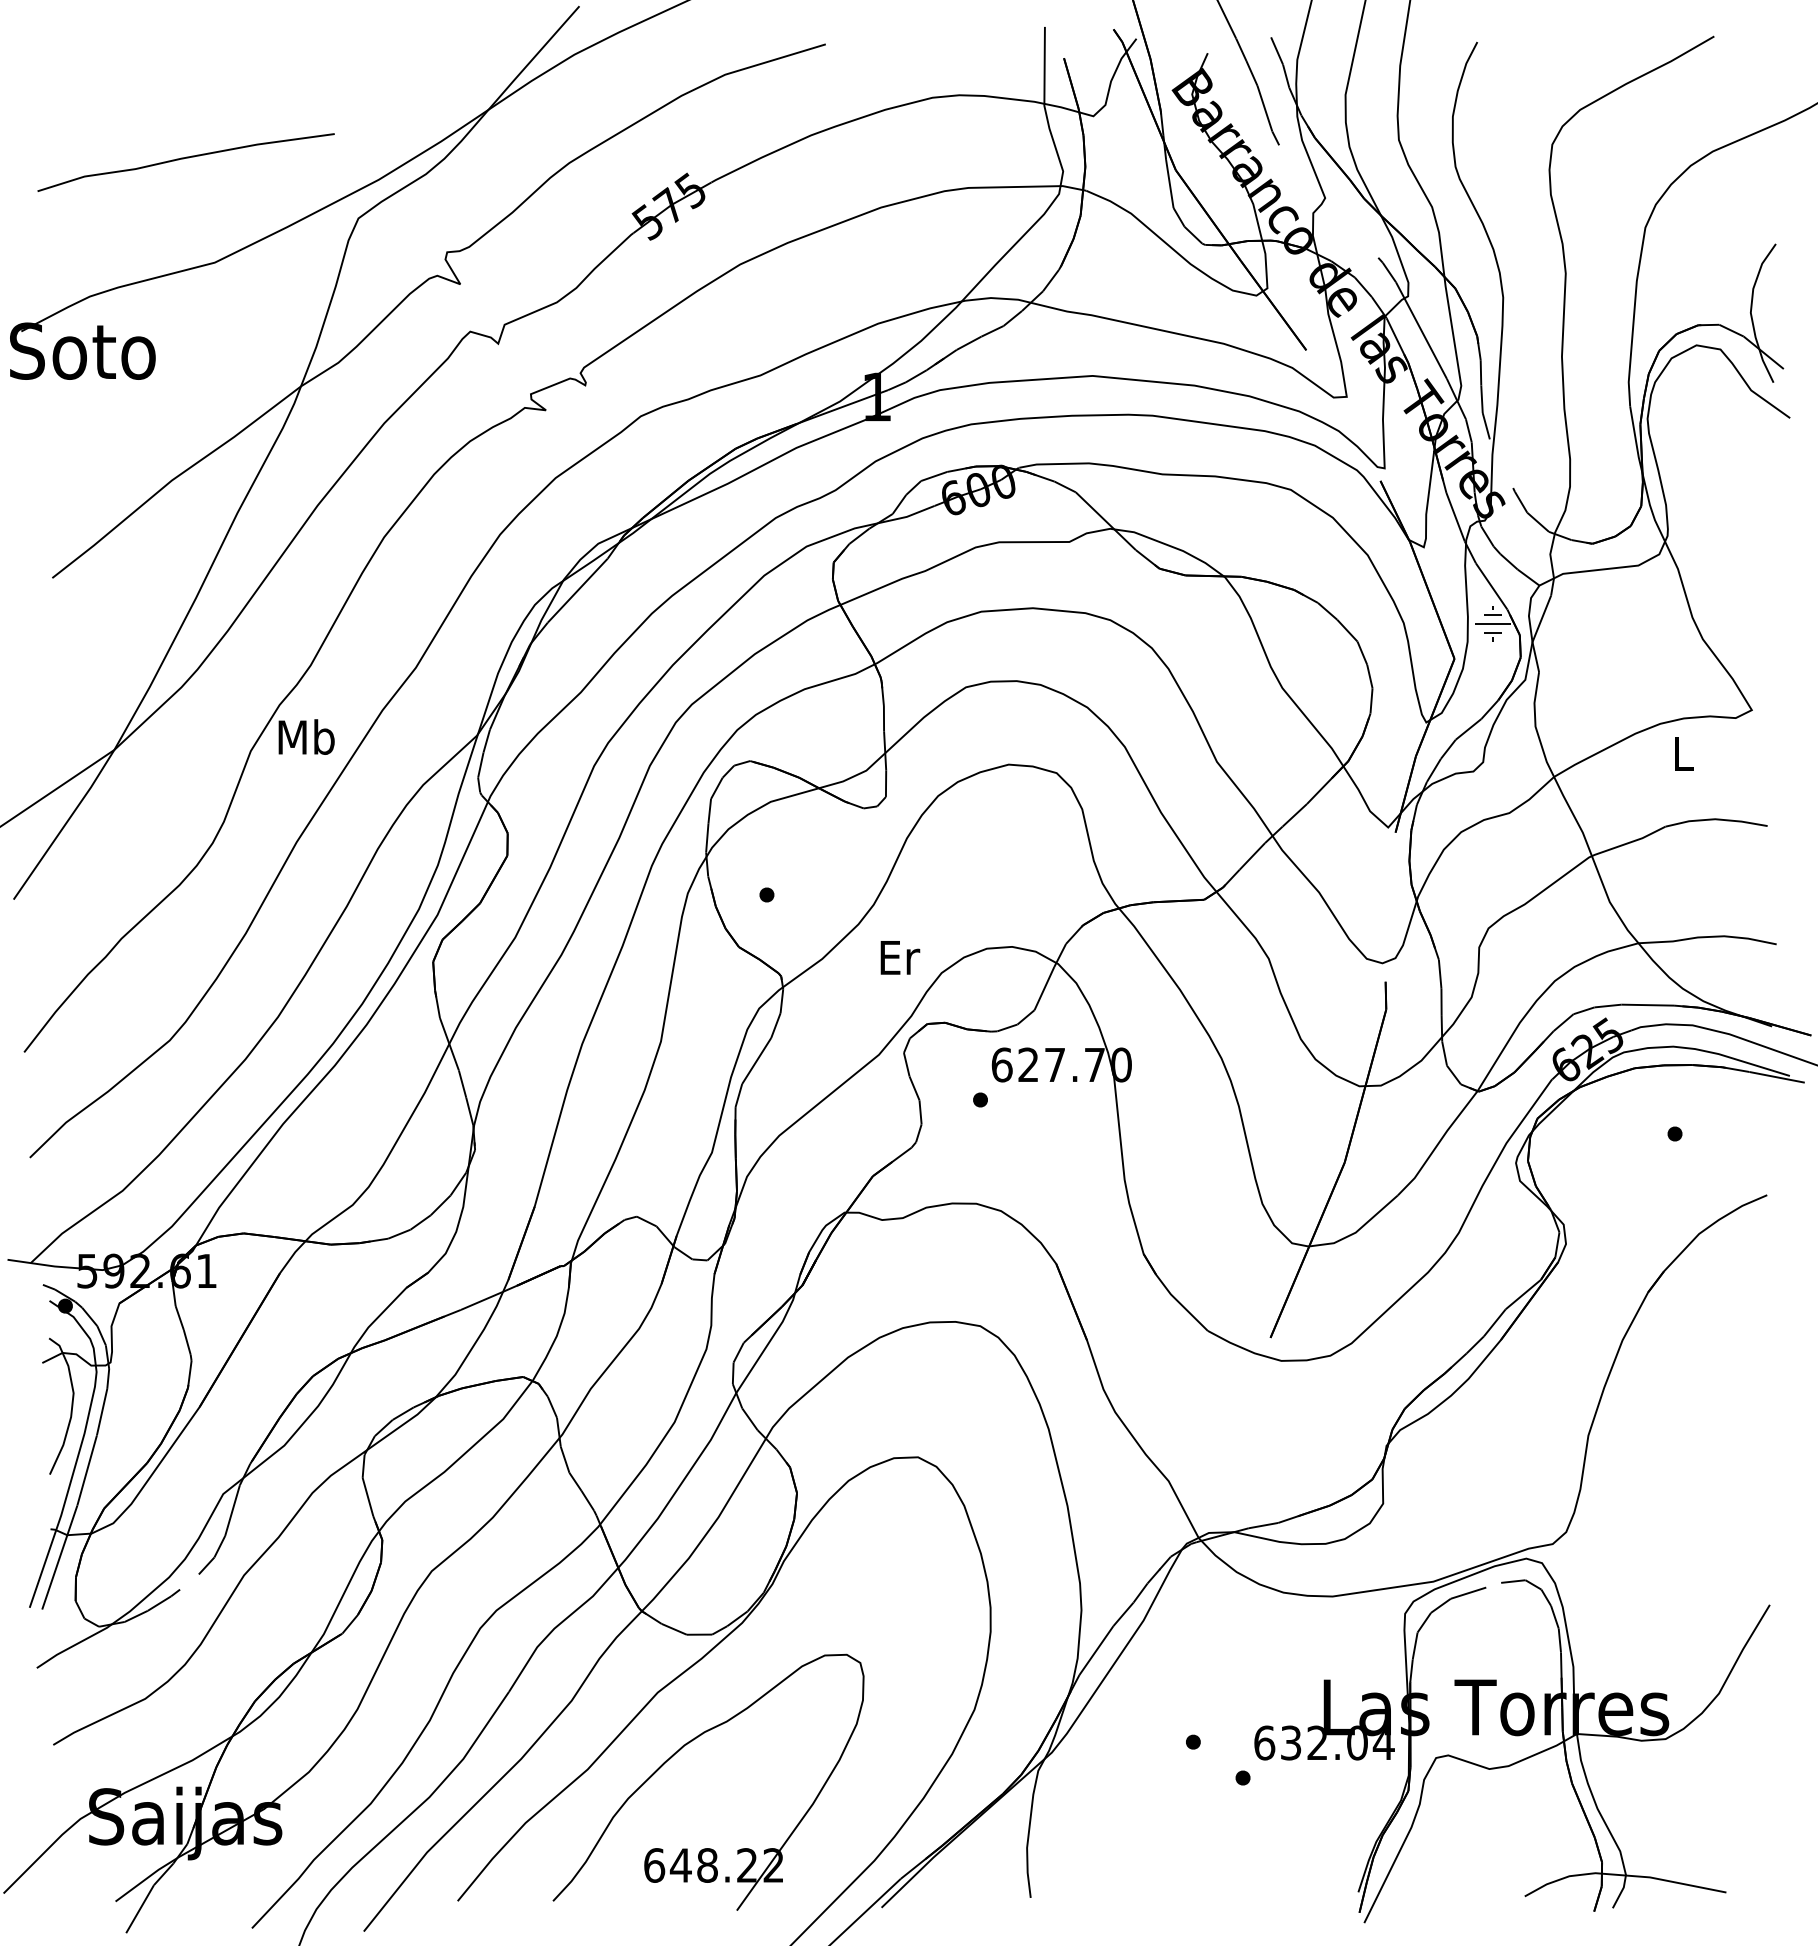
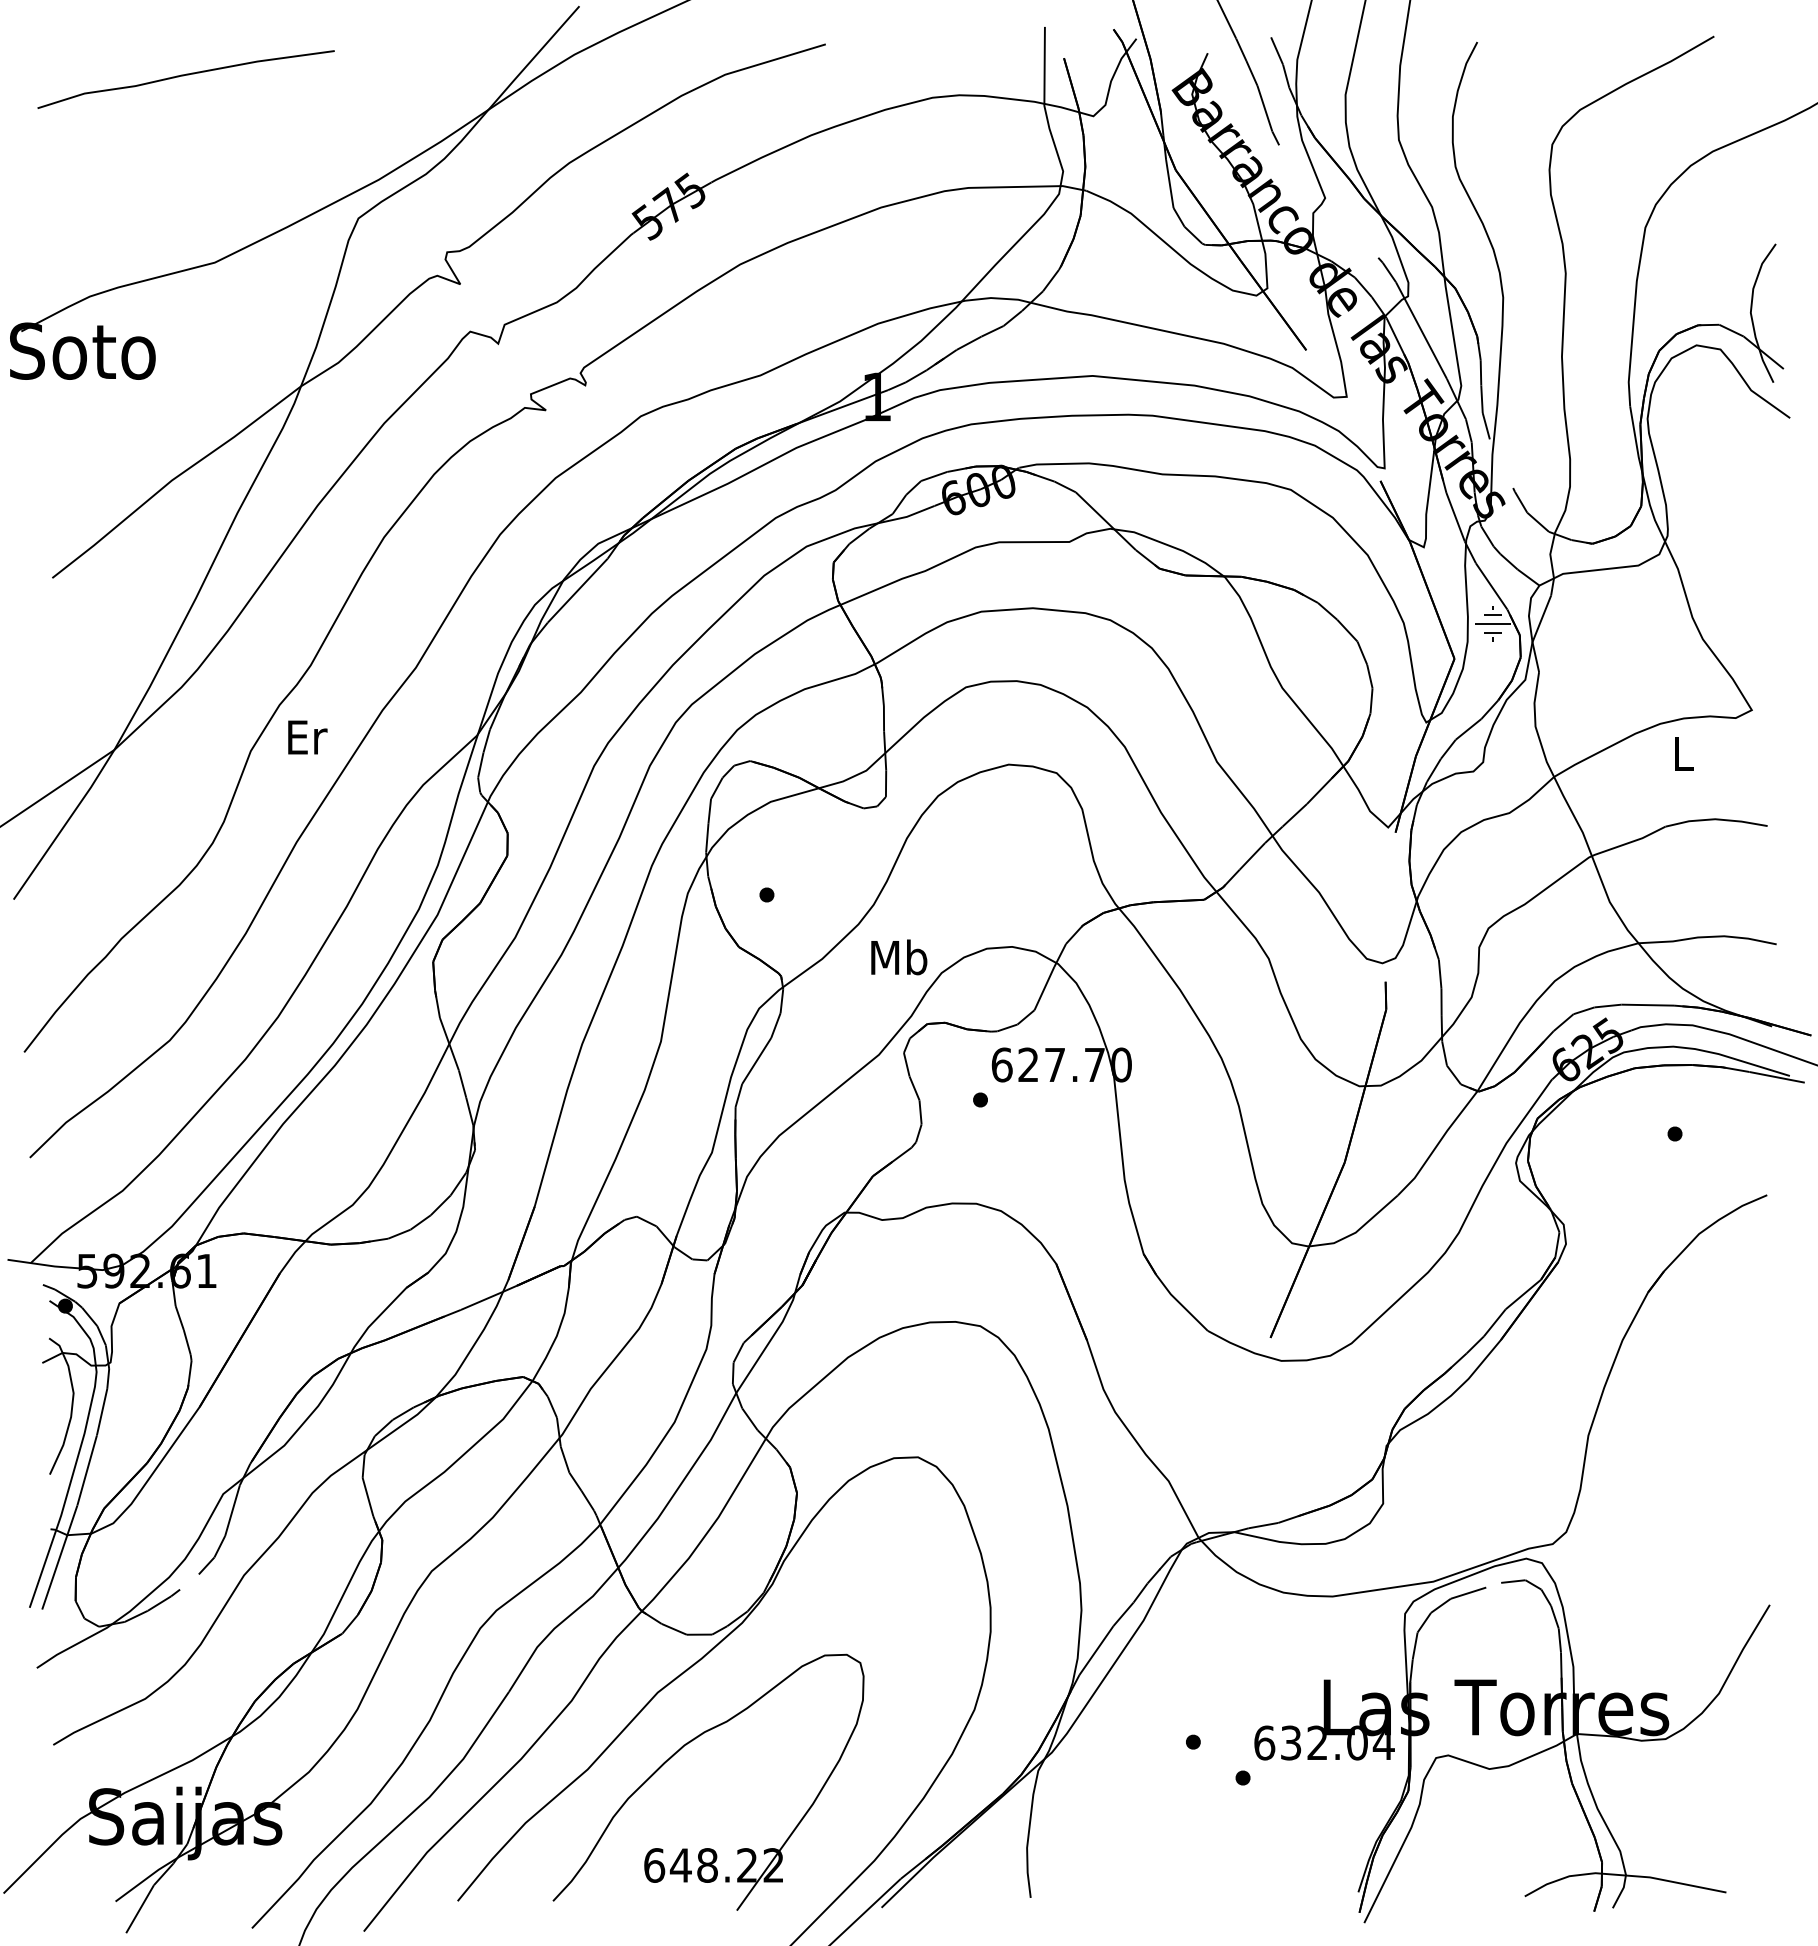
curve position: (183, 159) -> (183, 76) (183, 76)
text: Mb -> Er (306, 736)
text: Er -> Mb (899, 957)
